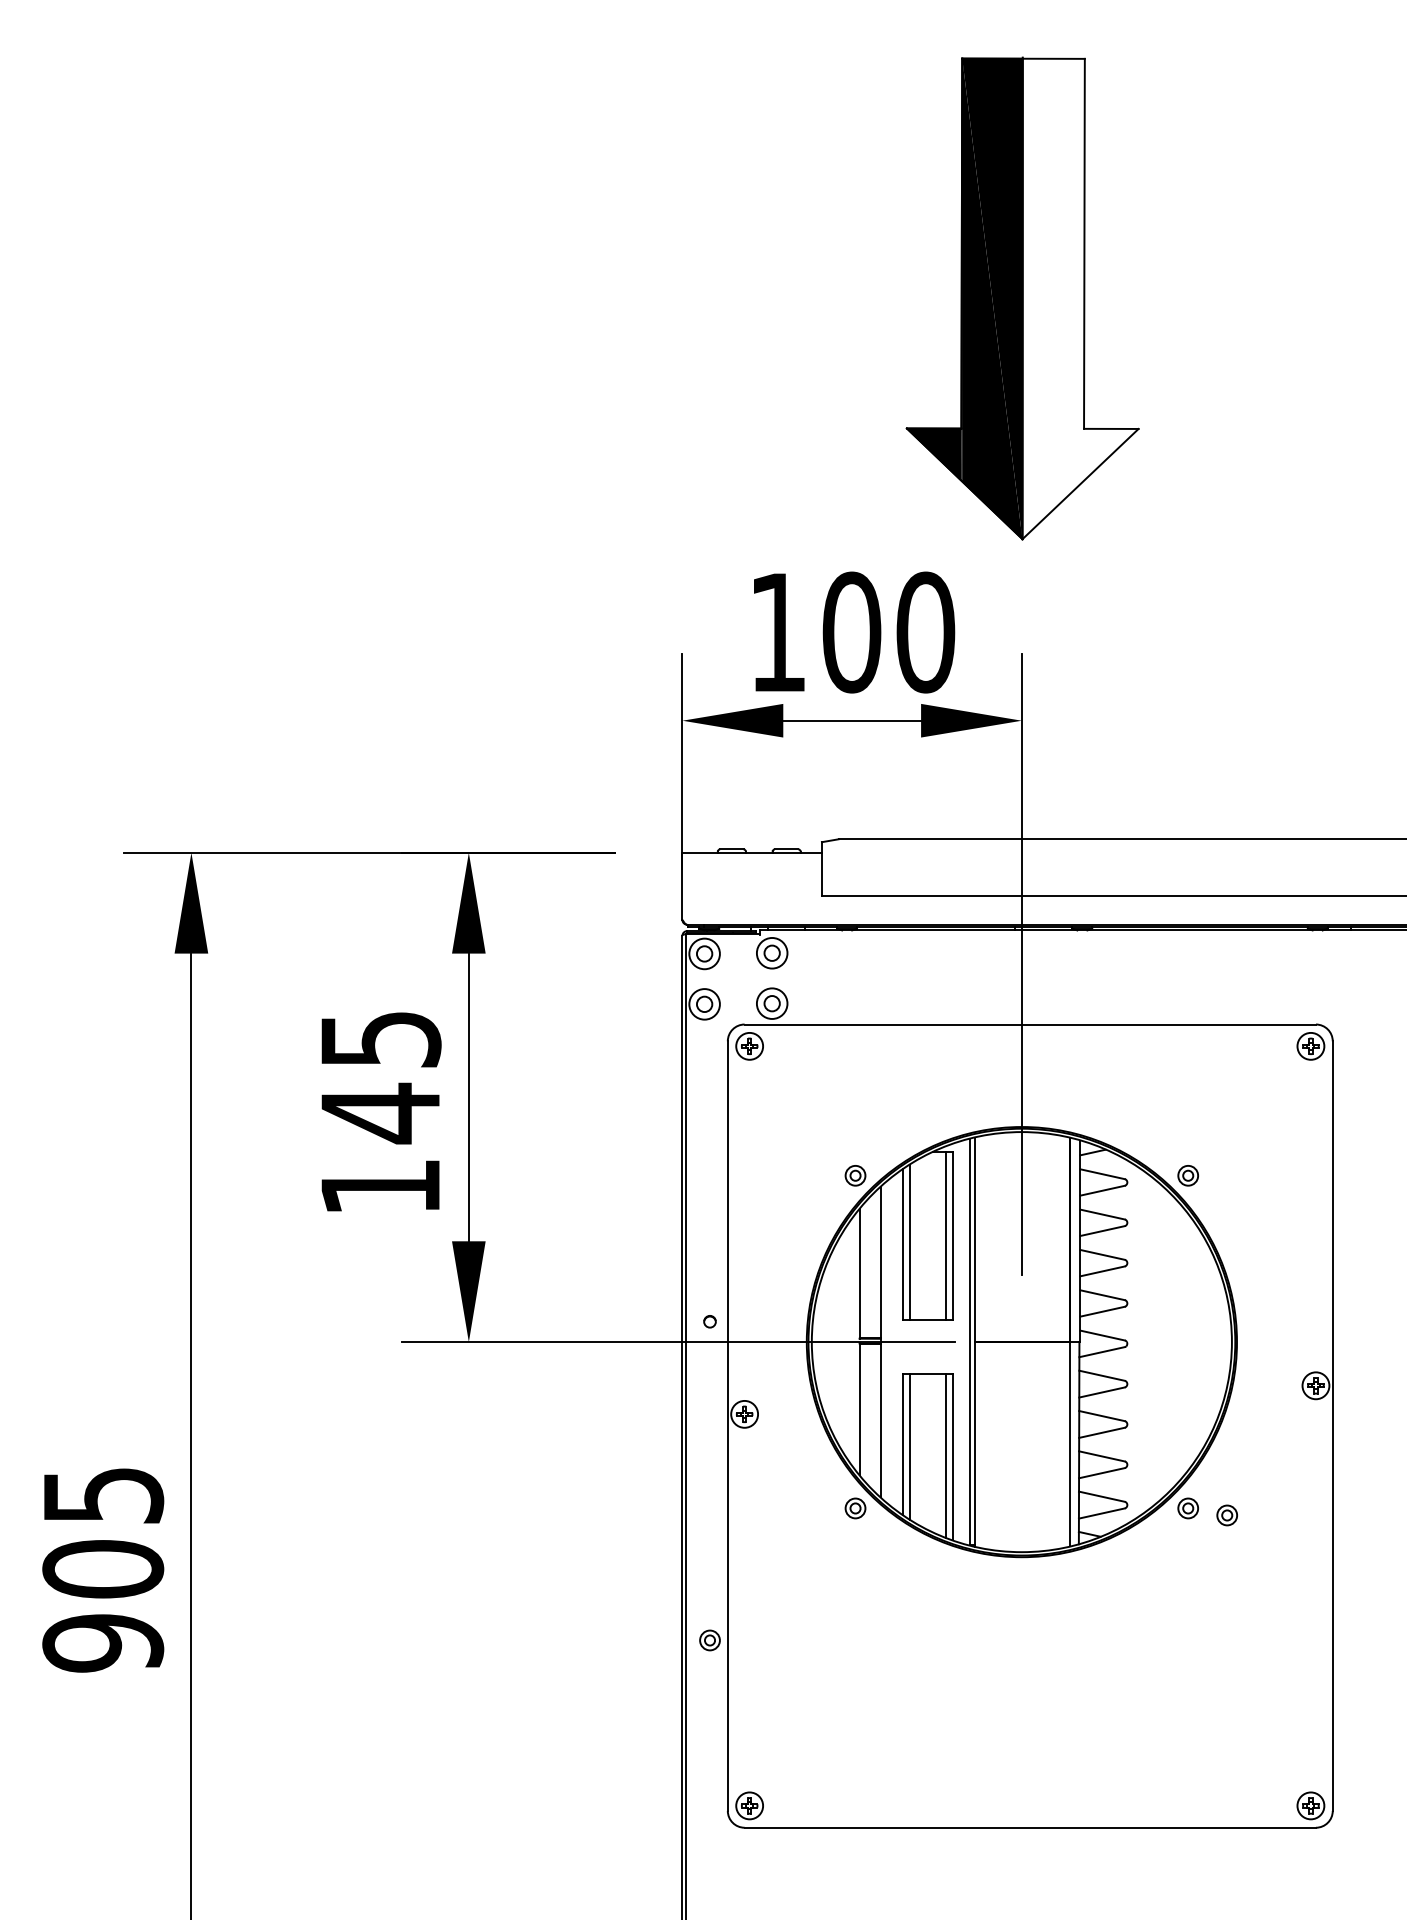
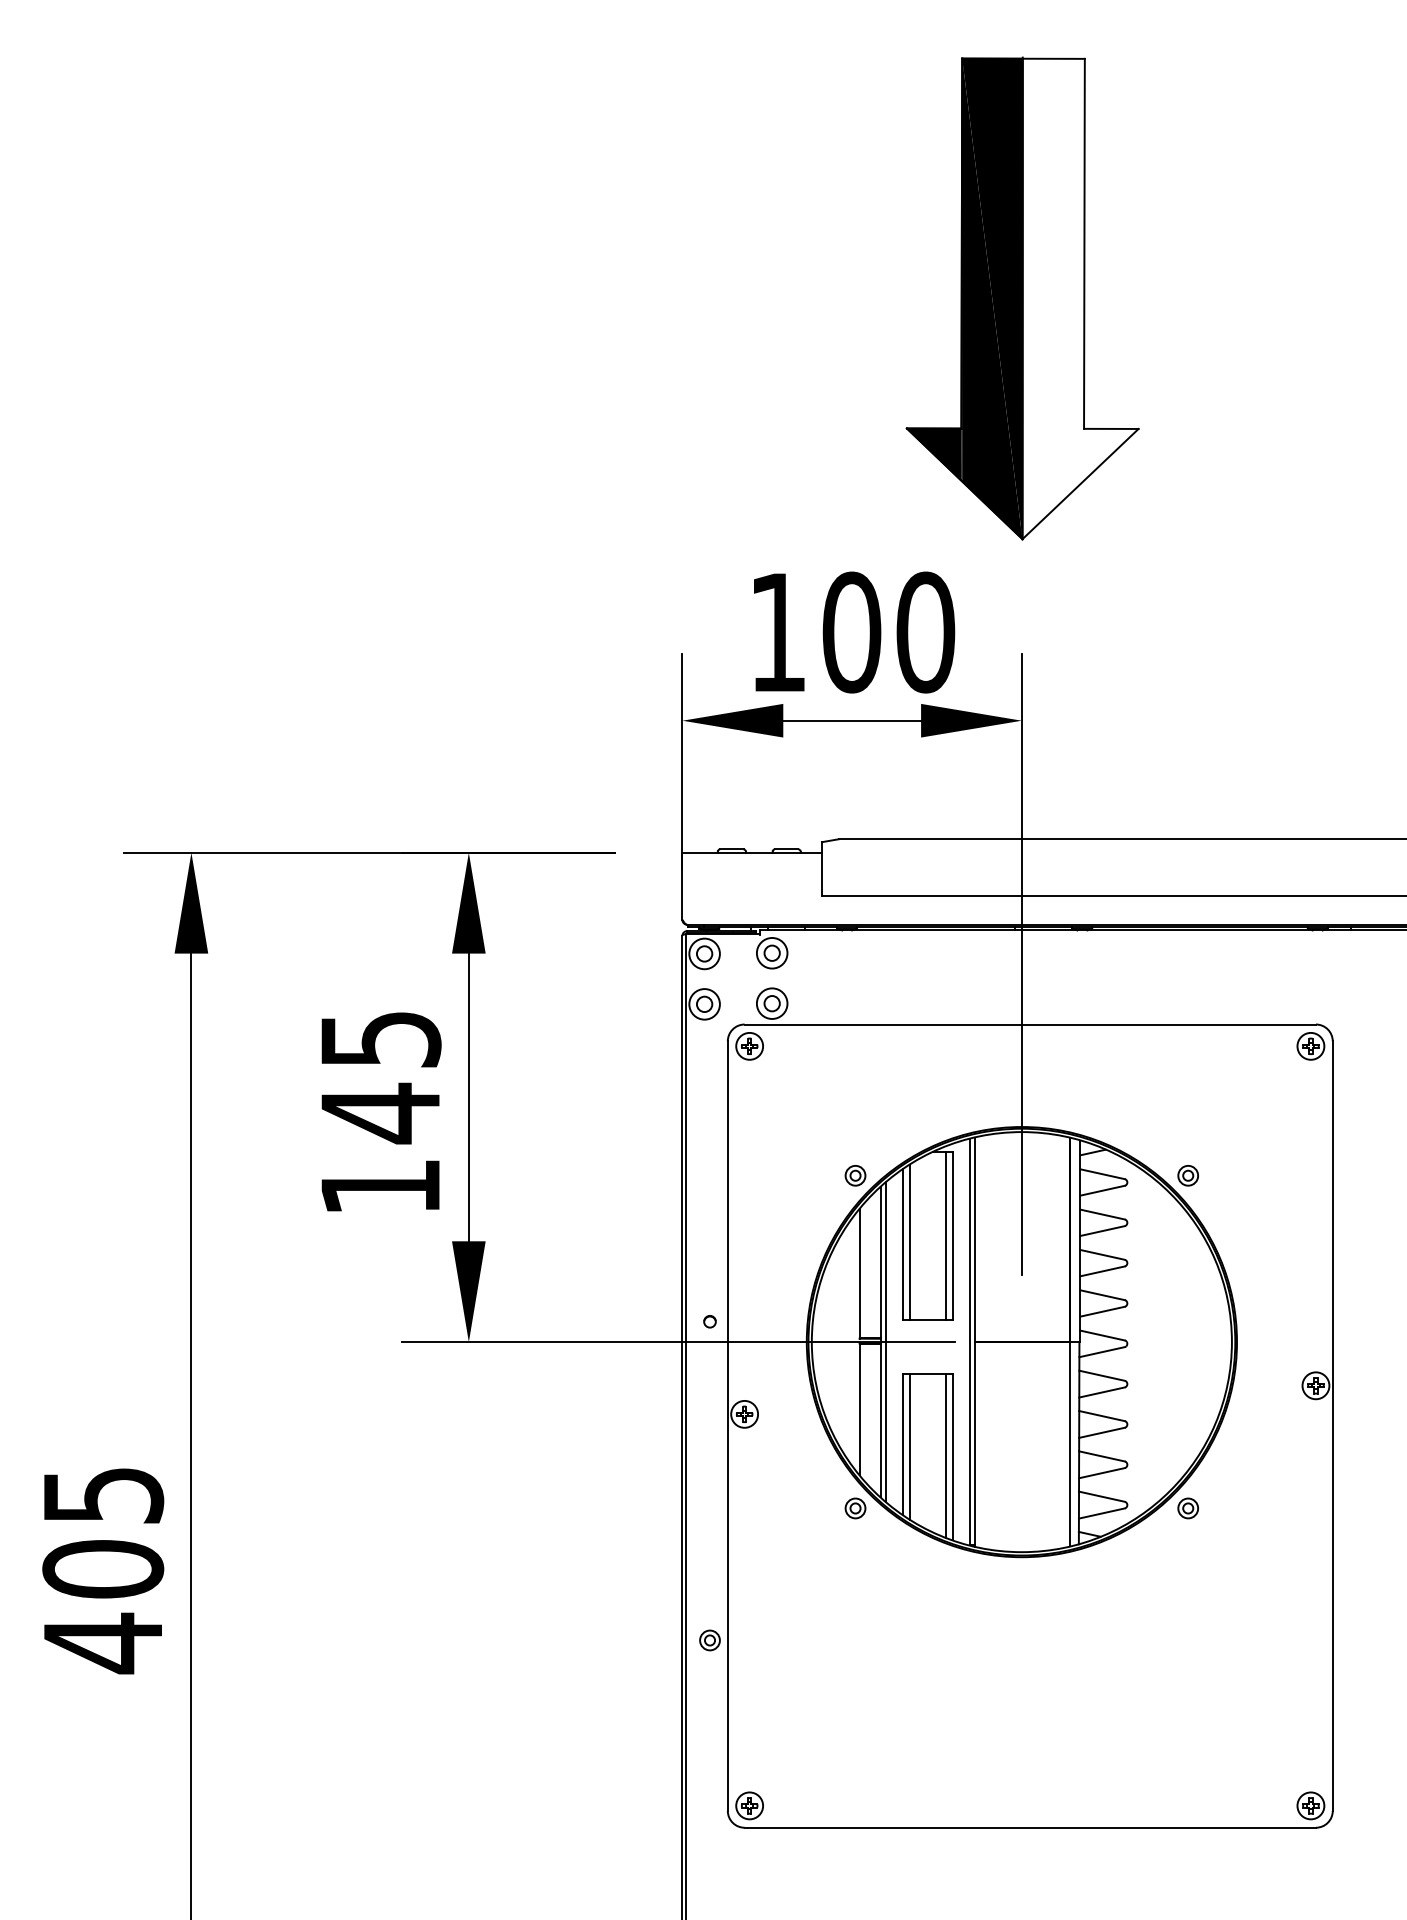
line: none -> present (885, 1342)
part: present -> none (1226, 1515)
text: 905 -> 405 (103, 1643)
